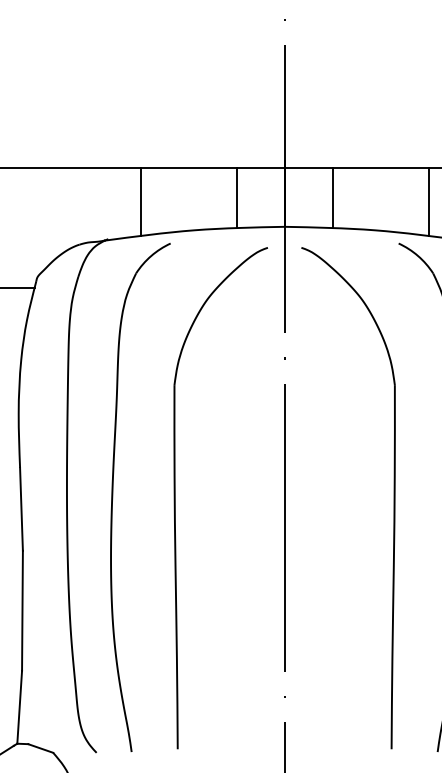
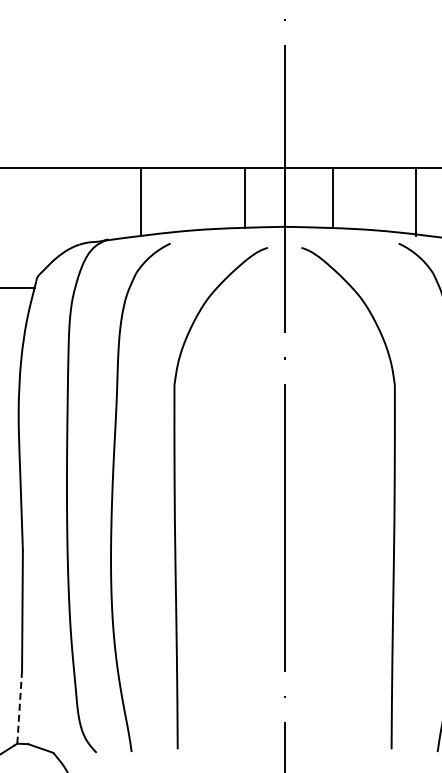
line position: (236, 197) -> (244, 197) (244, 197)
line position: (428, 201) -> (415, 201) (415, 201)
line: solid -> dashed (19, 706)
